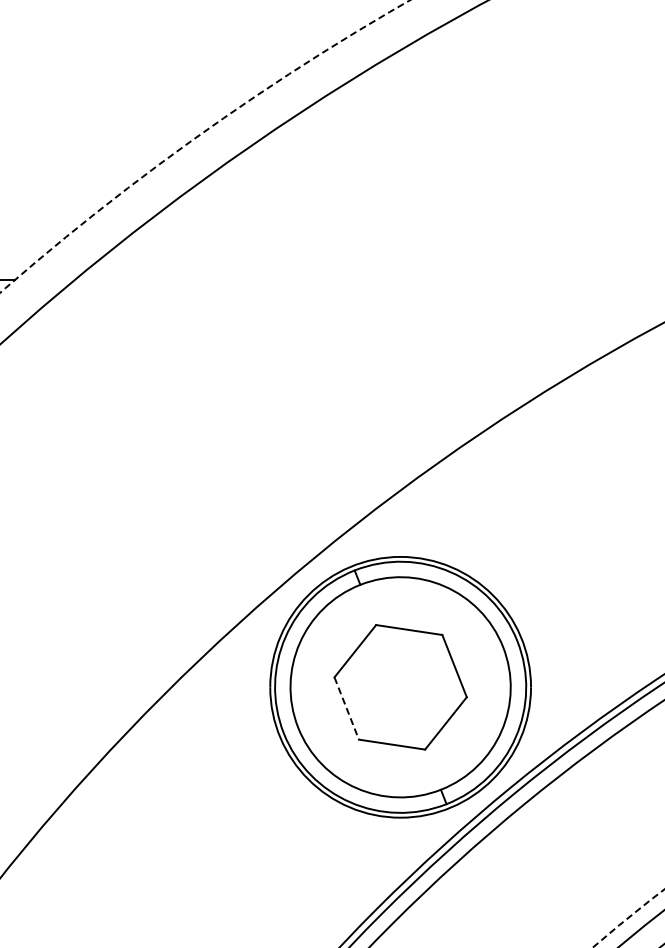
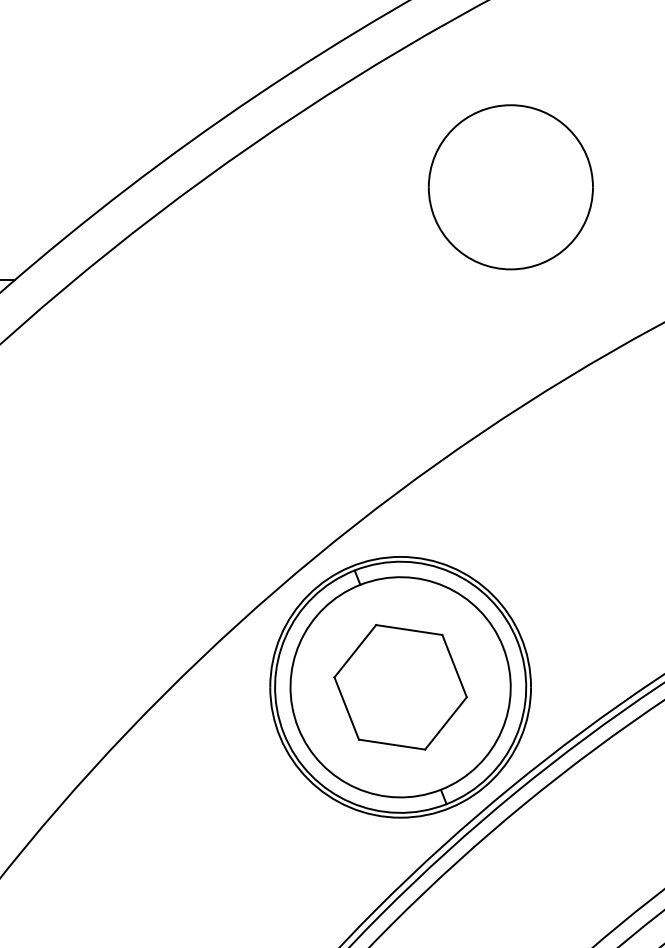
arc: dashed -> solid (197, 136)
part: none -> present (510, 187)
line: dashed -> solid (346, 708)
arc: dashed -> solid (627, 918)
